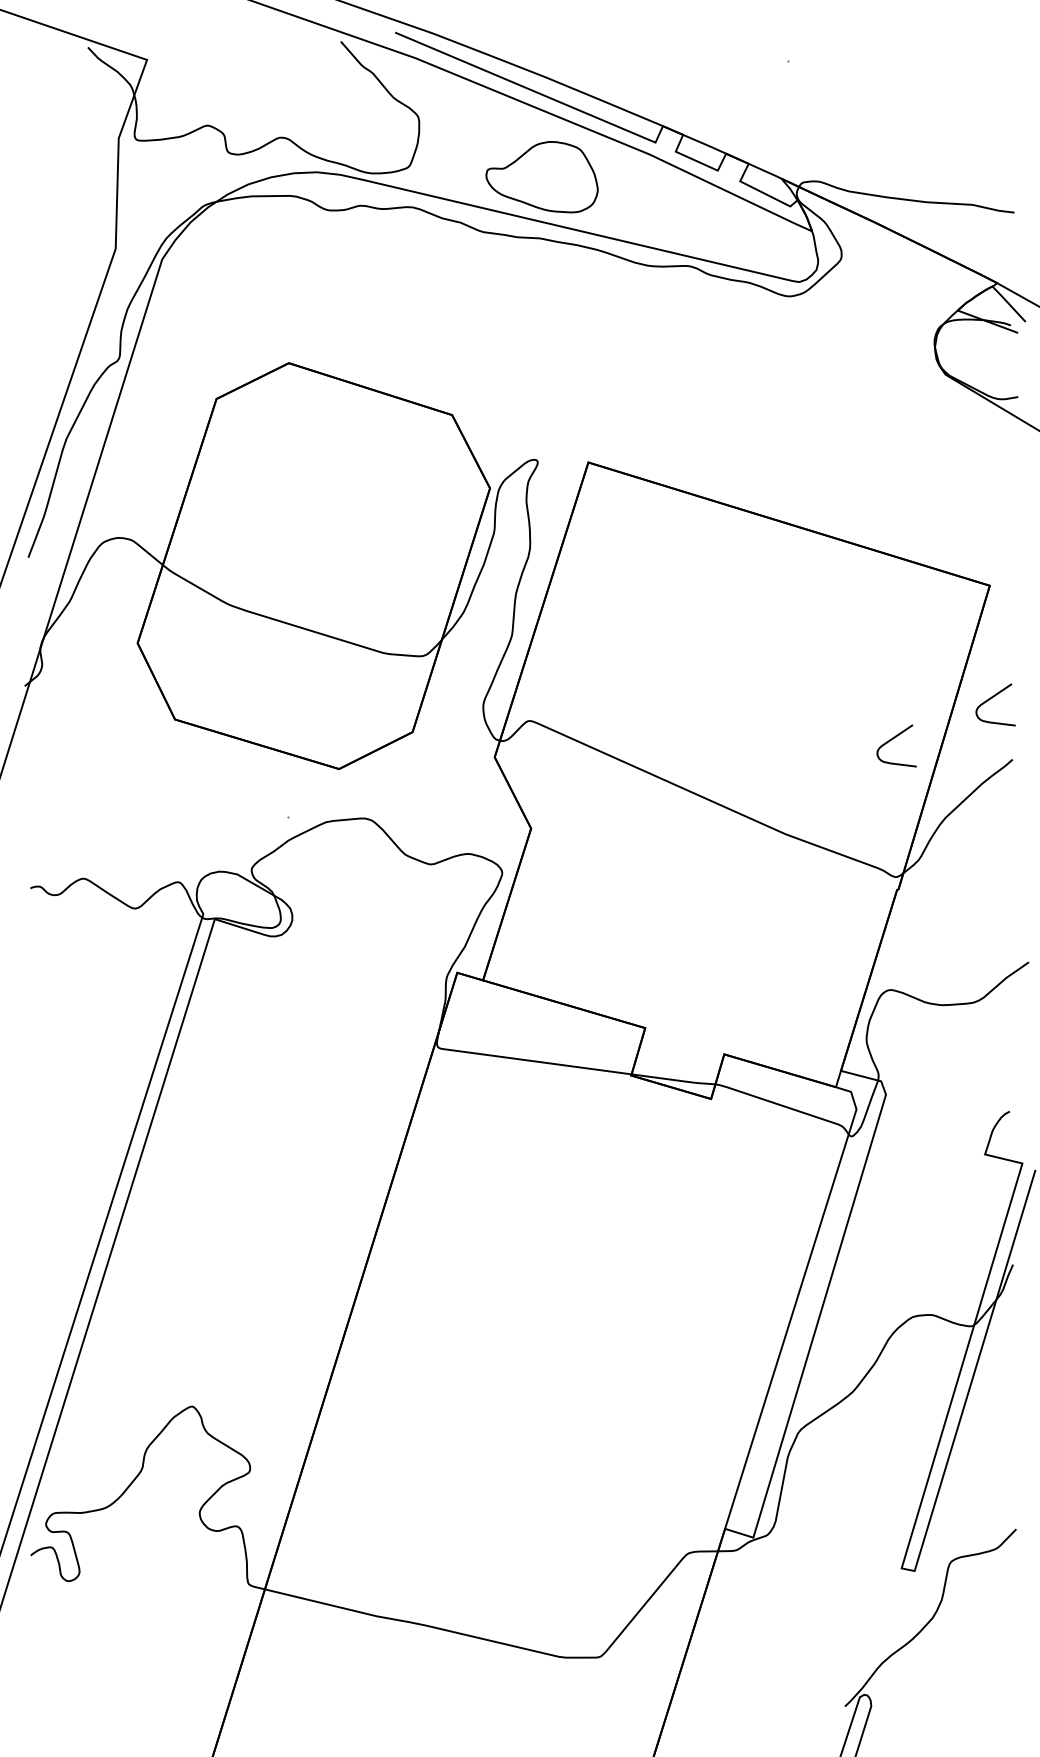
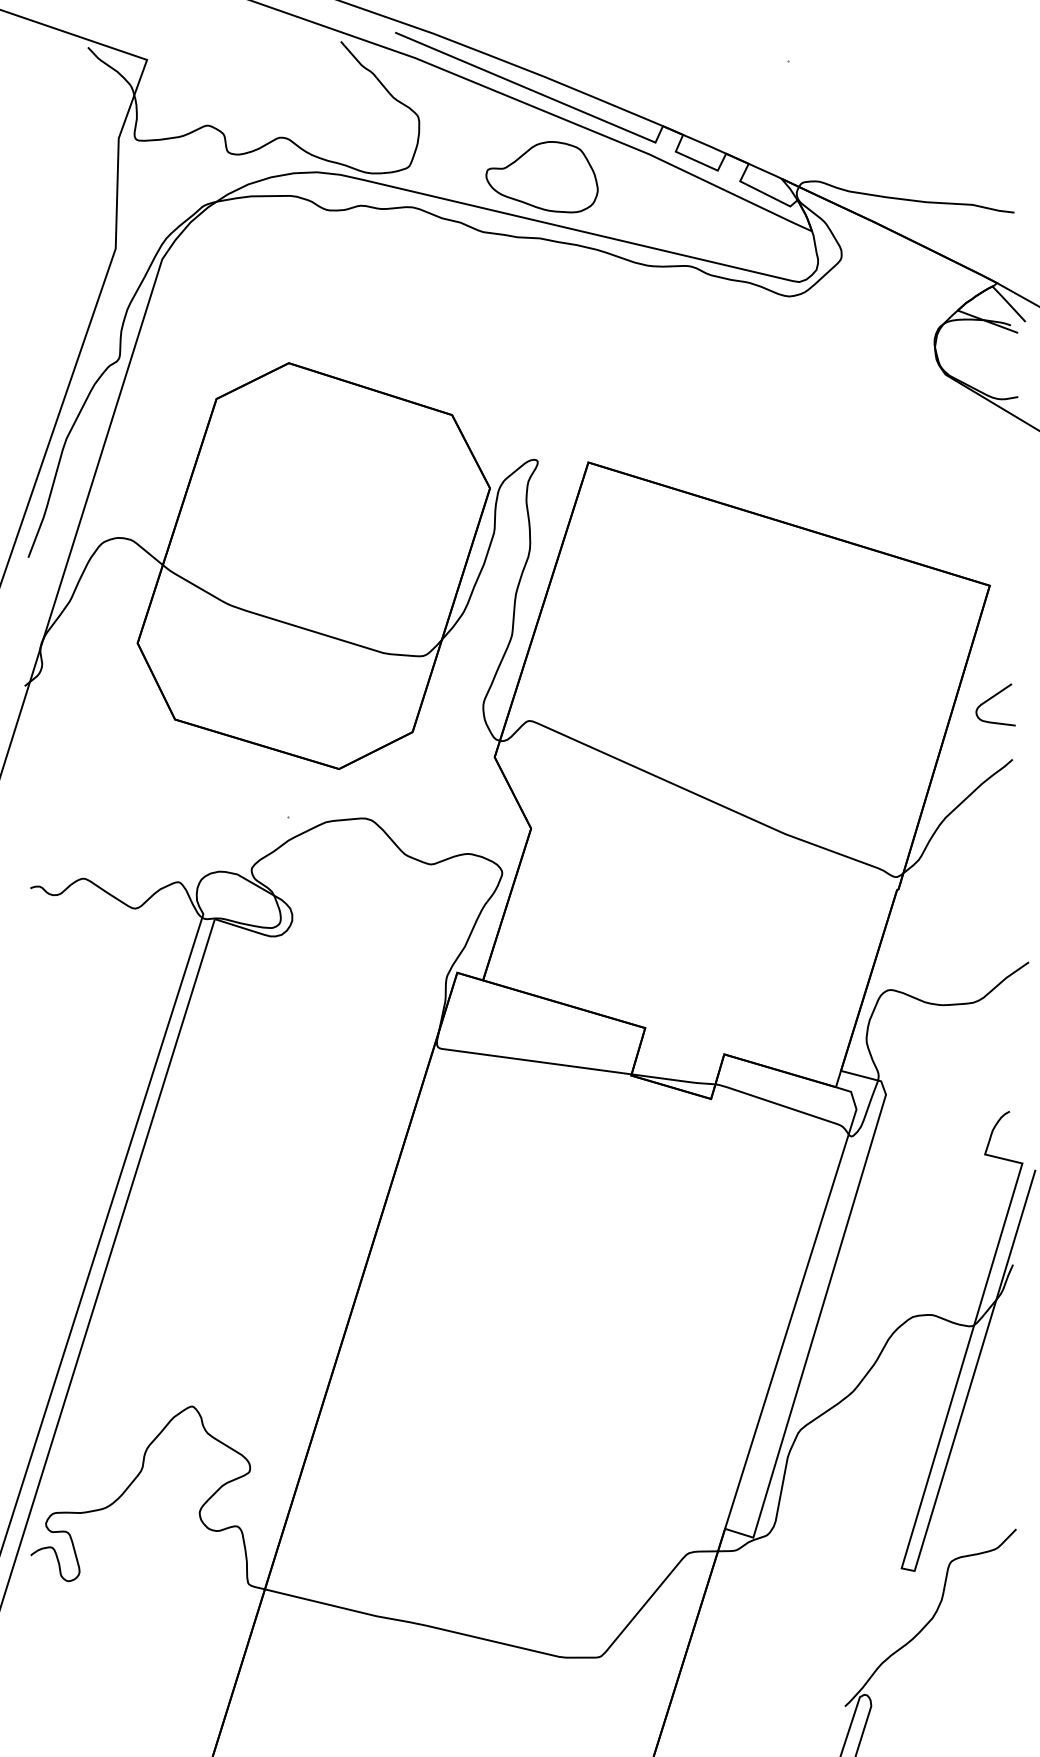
curve: present -> none (893, 739)
